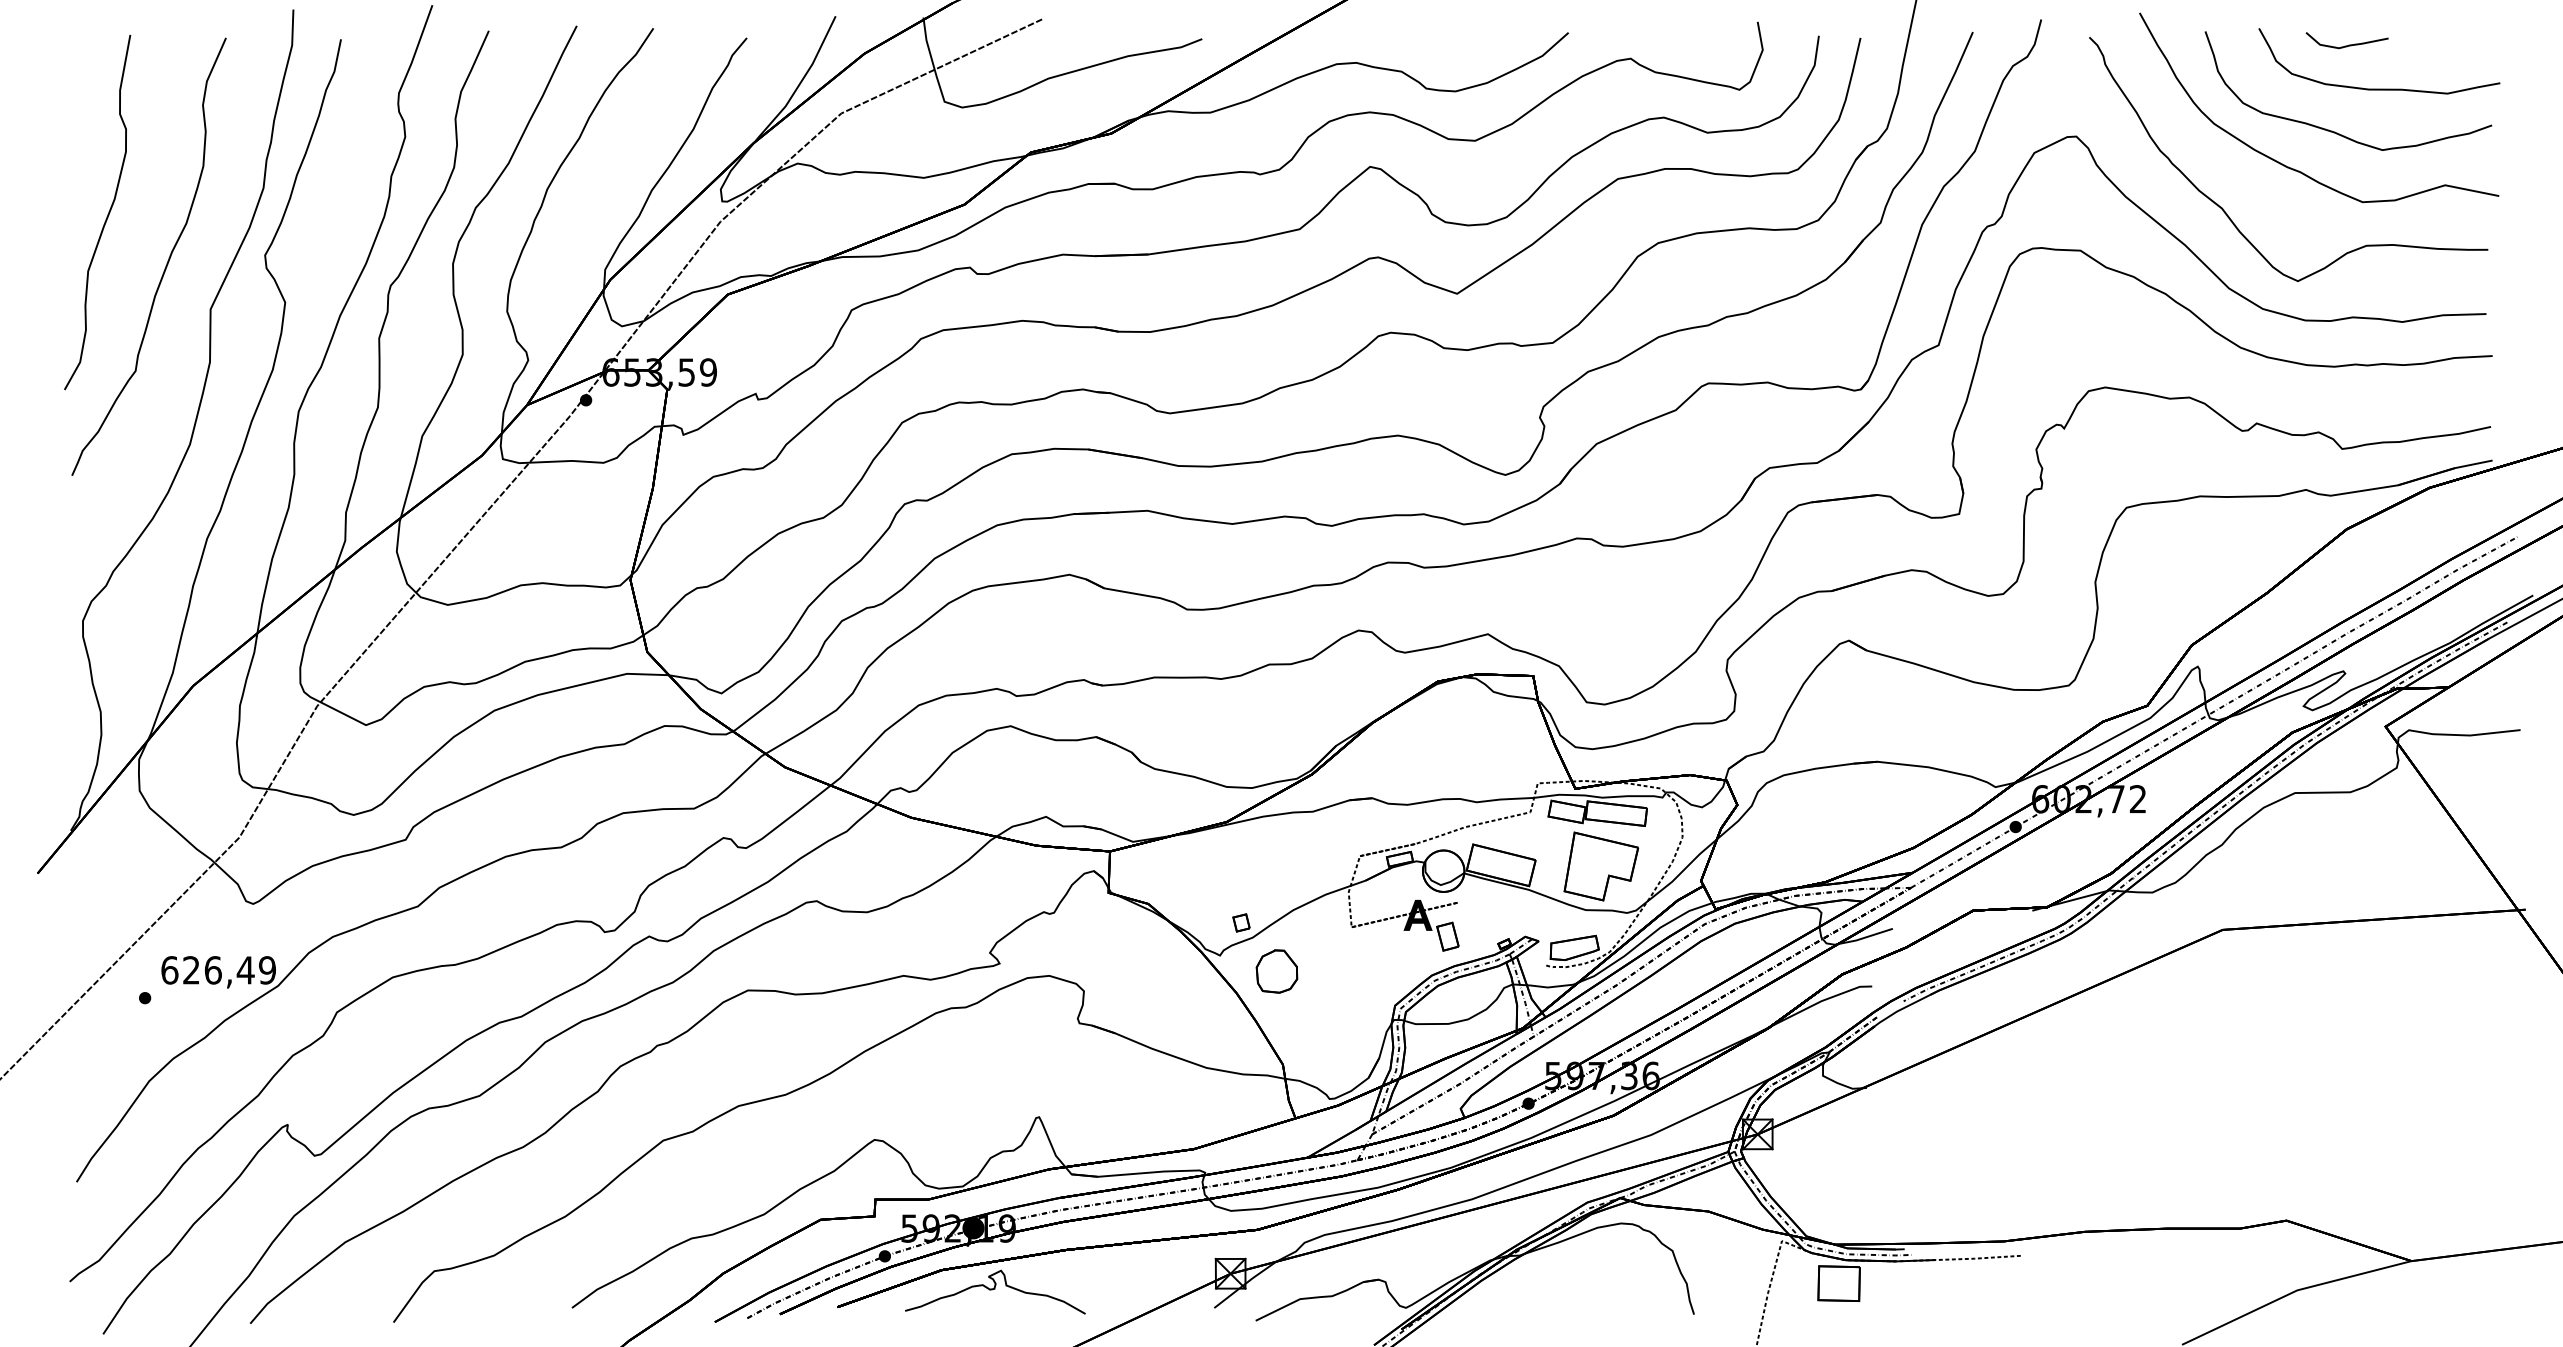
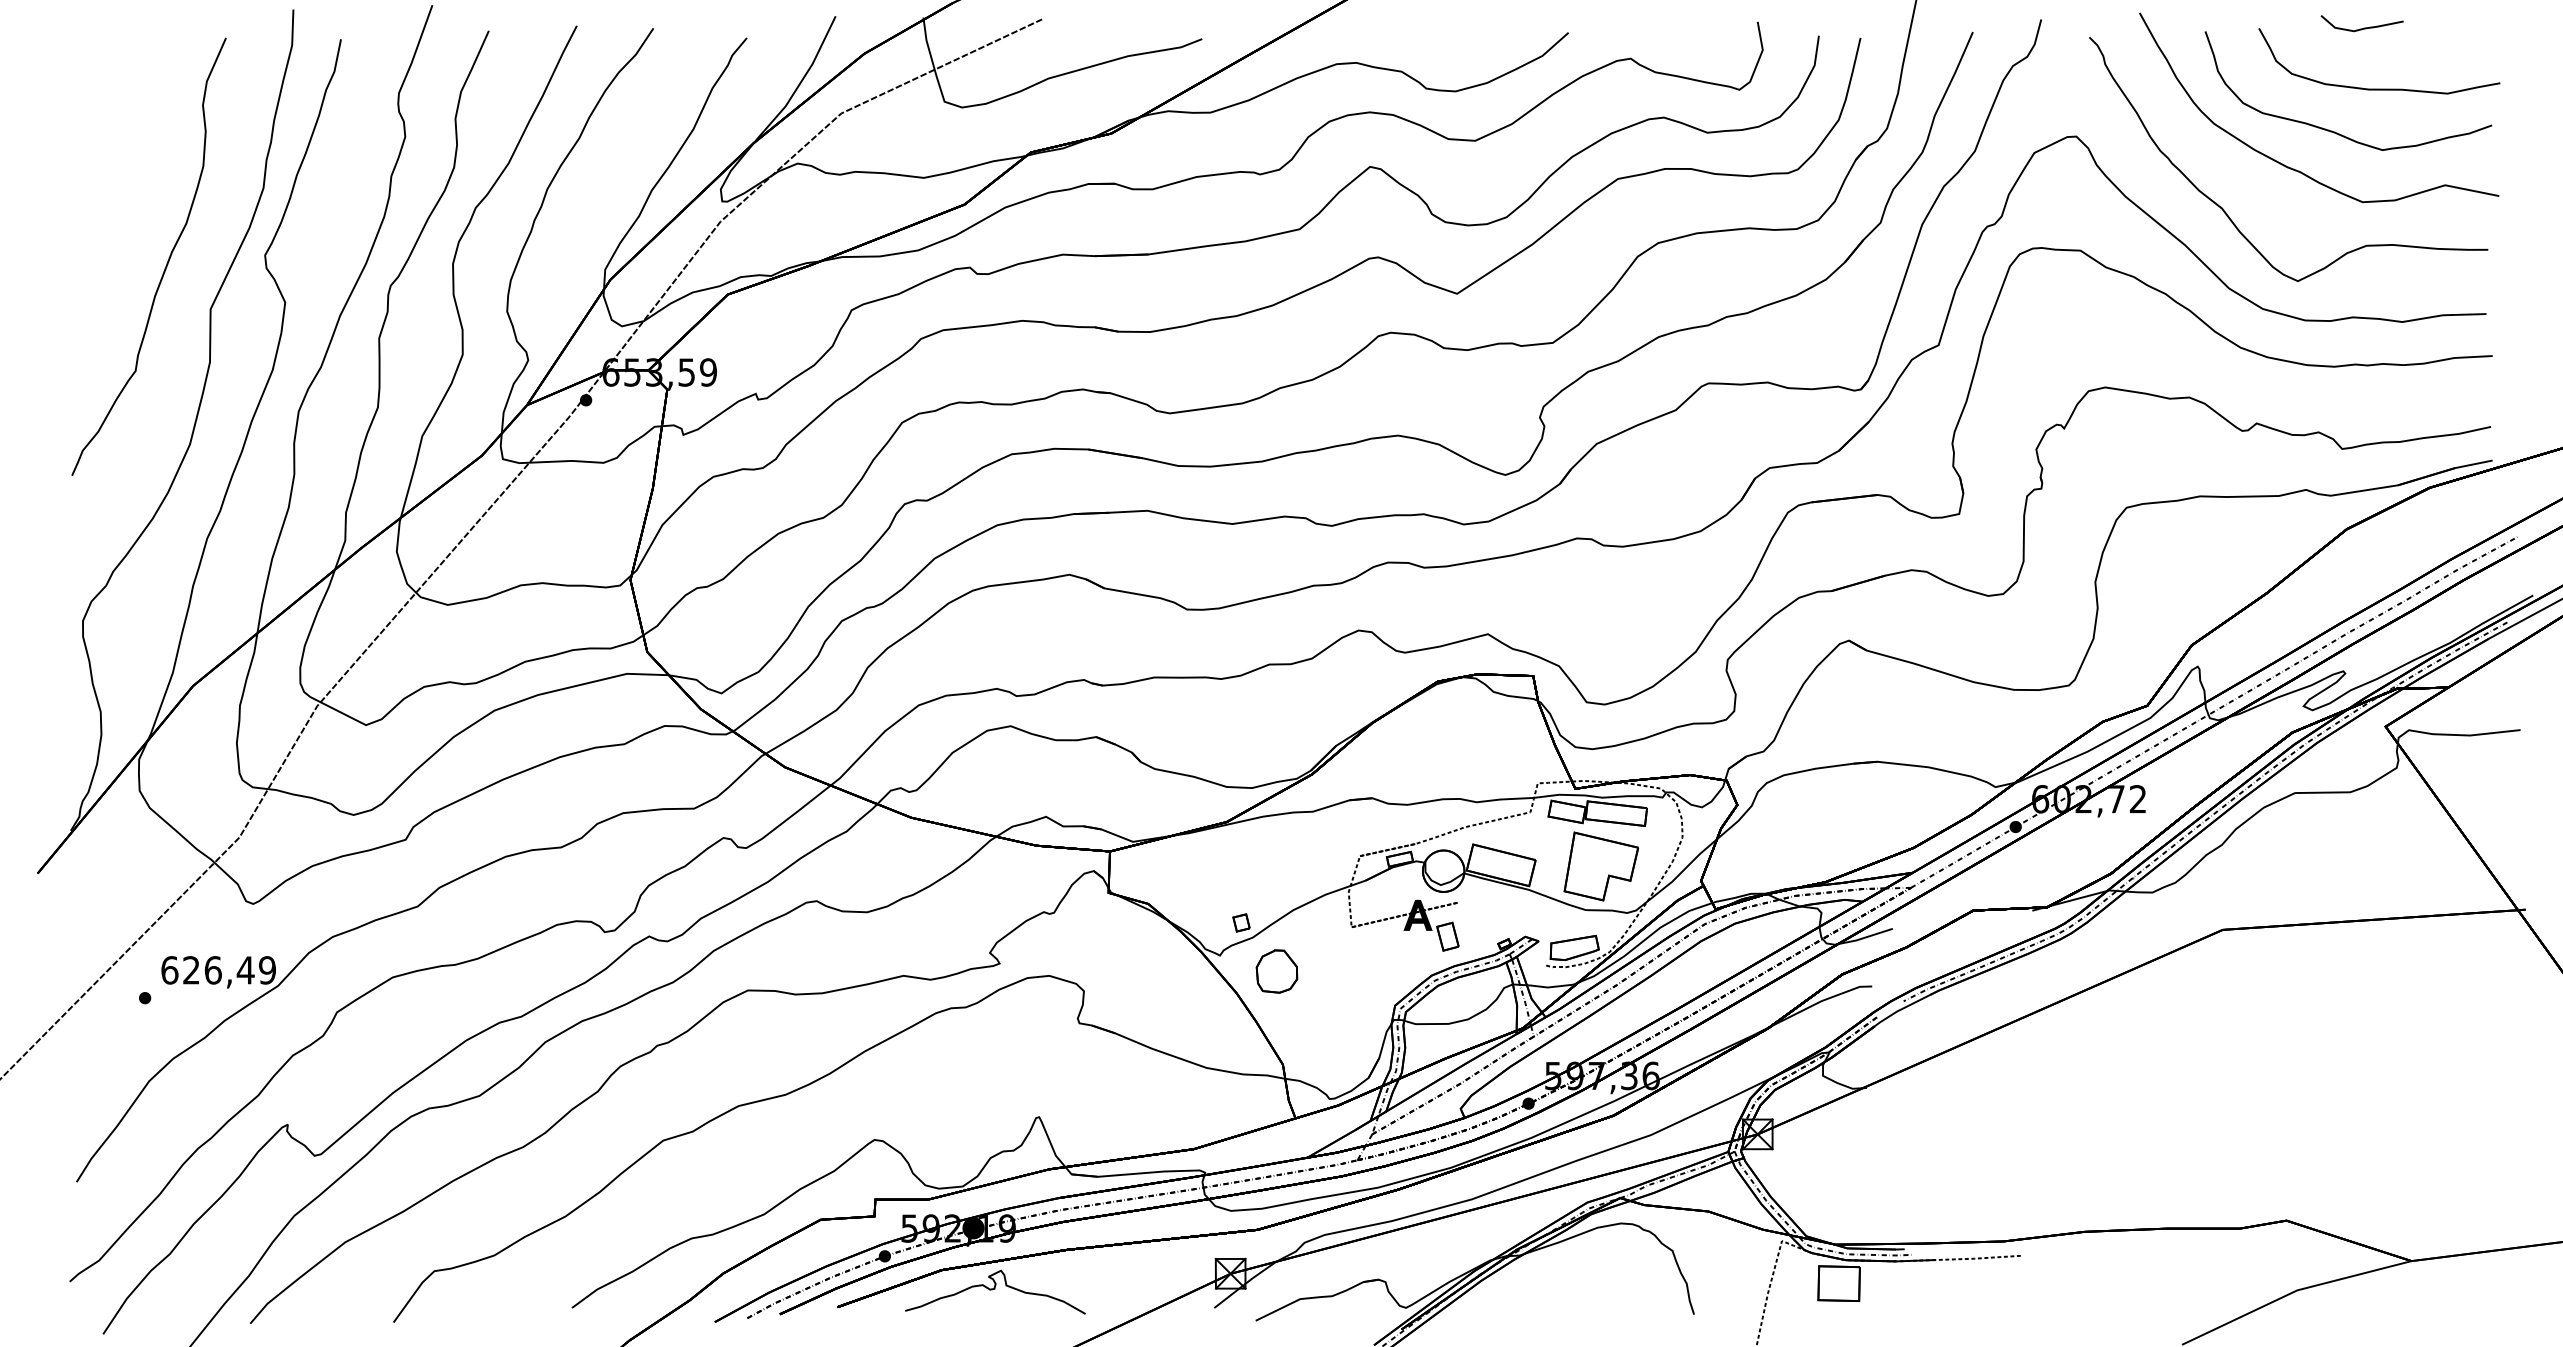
curve position: (2348, 44) -> (2363, 27) (2363, 27)
curve: present -> none (106, 216)
